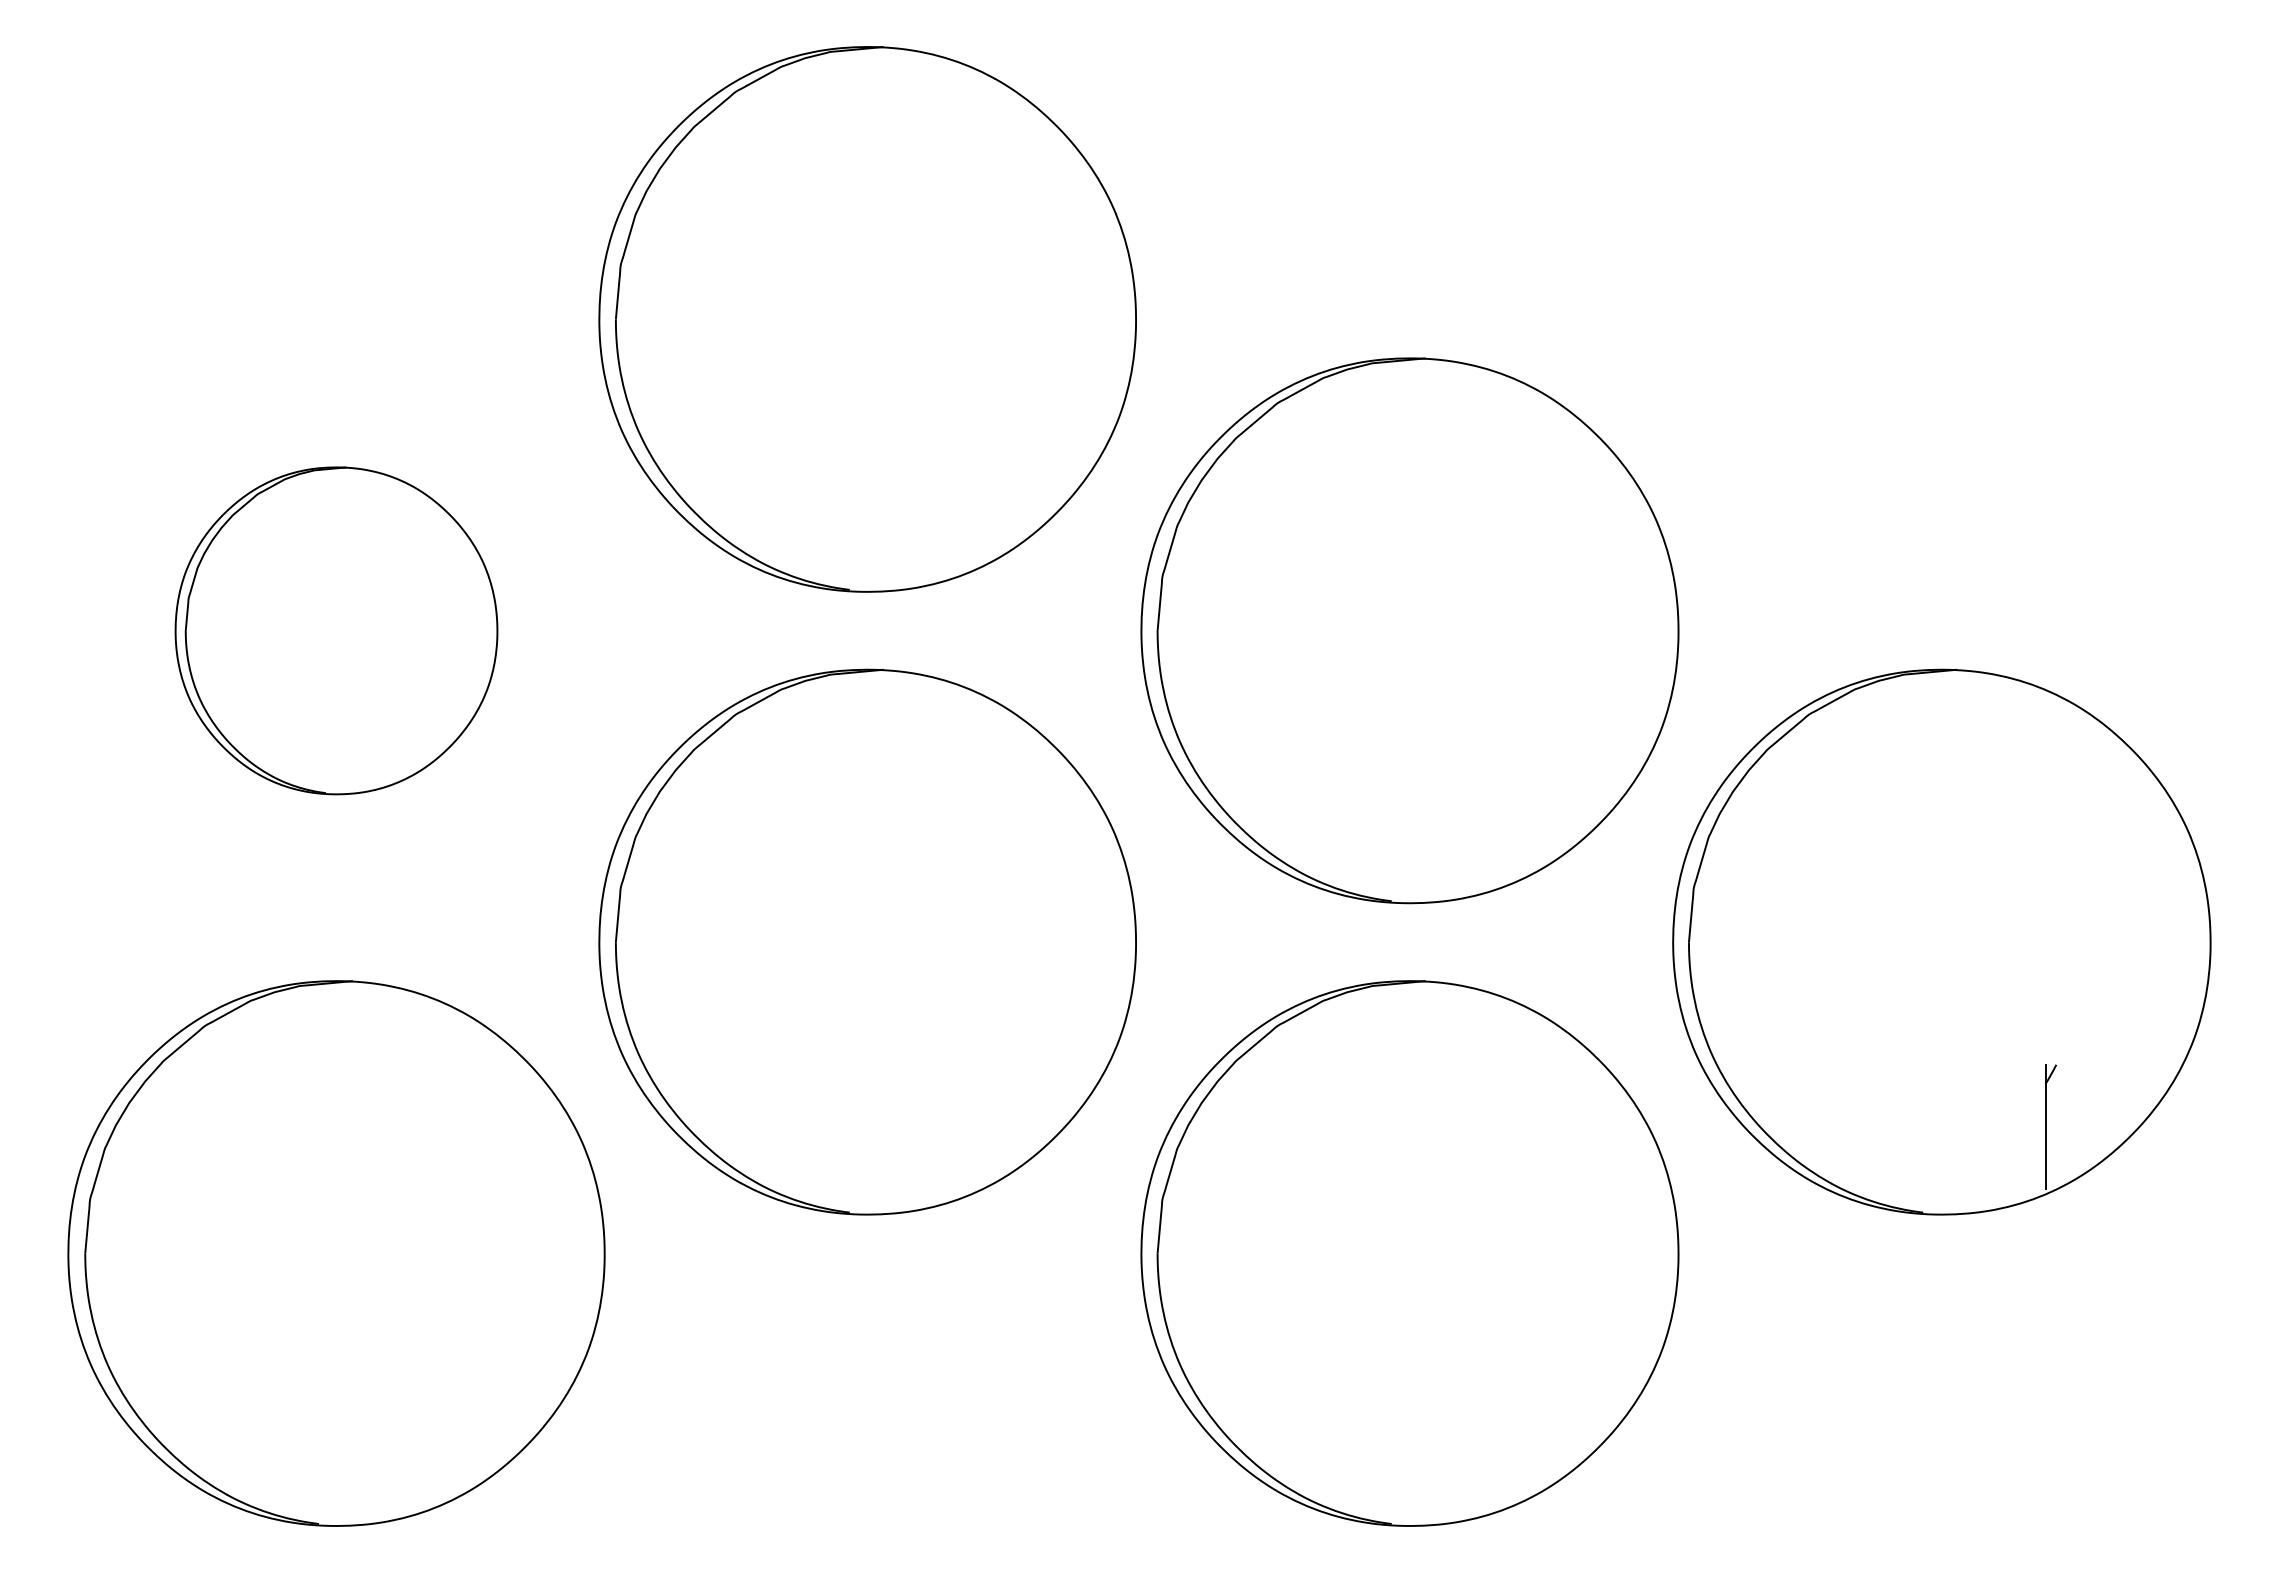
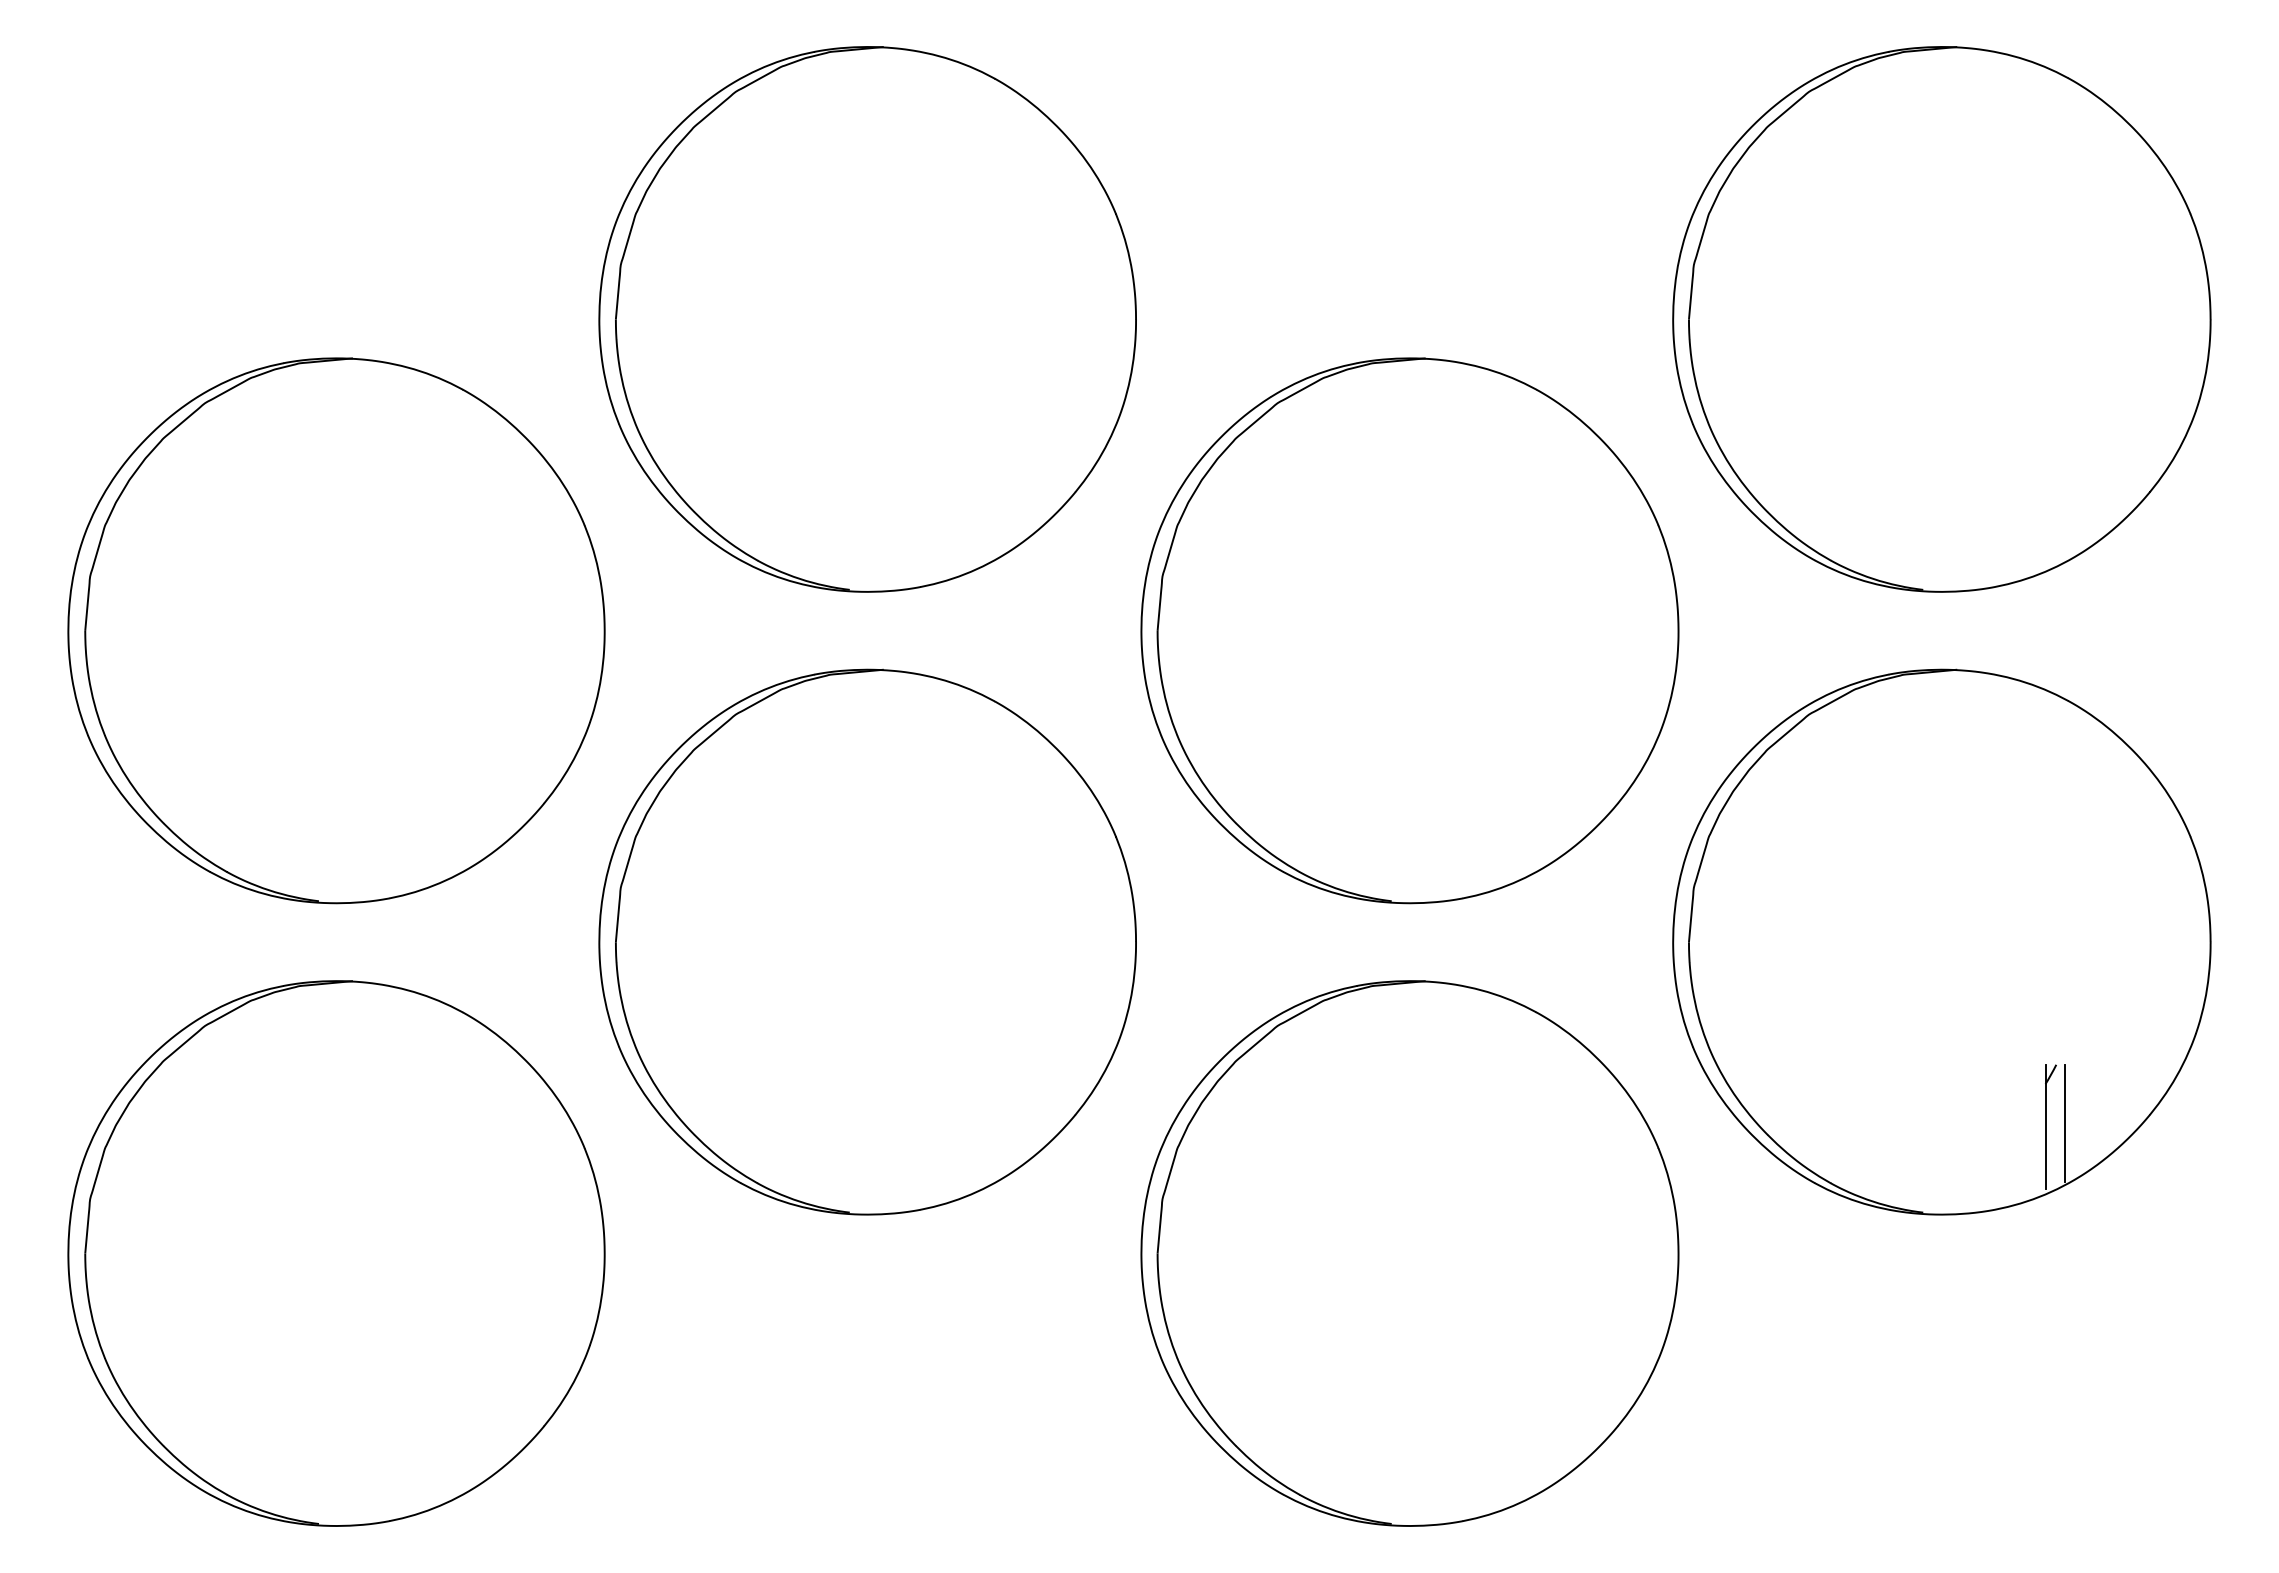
part: none -> present (1941, 319)
part size: 325x330 px -> 539x548 px (336, 630)
line: none -> present (2064, 1122)
